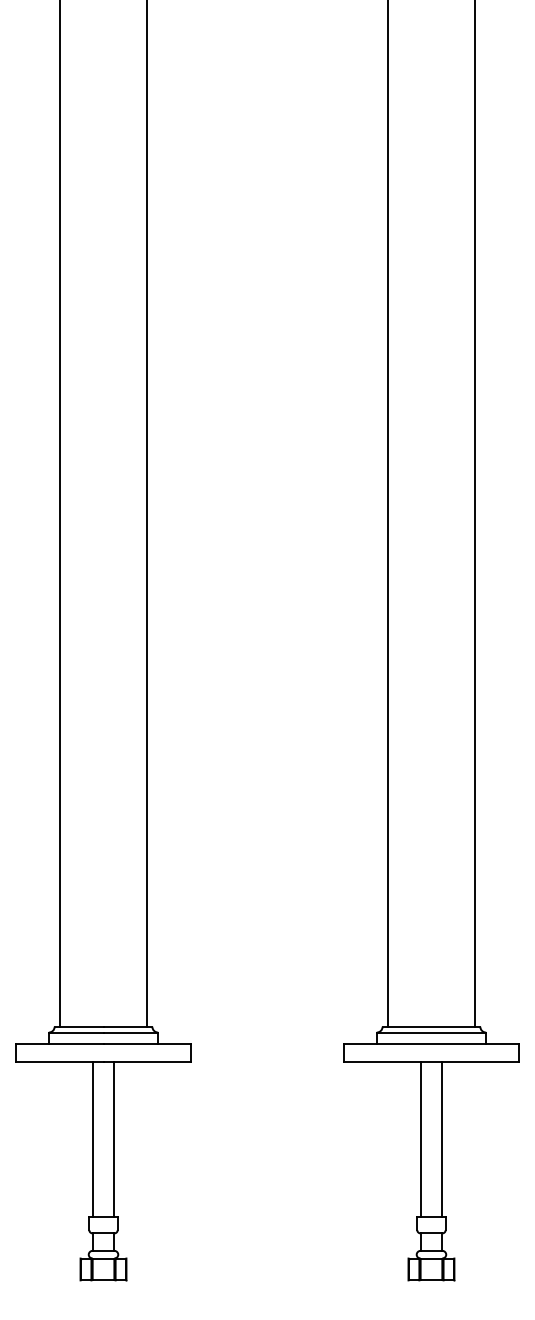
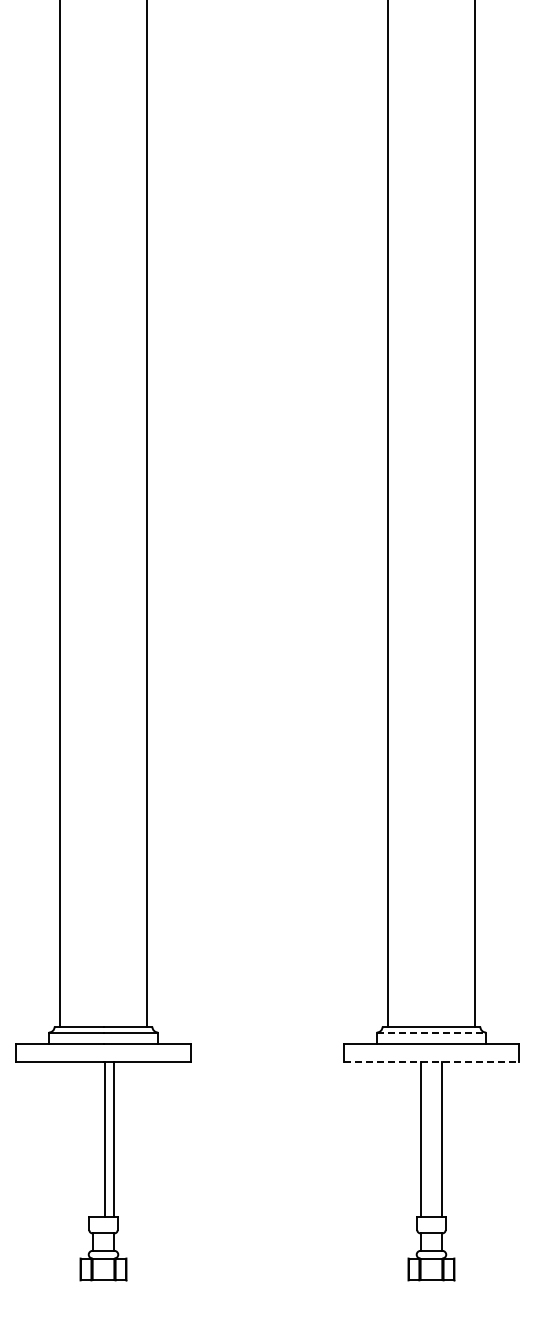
line: solid -> dashed (431, 1032)
line: solid -> dashed (431, 1061)
line position: (92, 1138) -> (104, 1138) (104, 1138)
